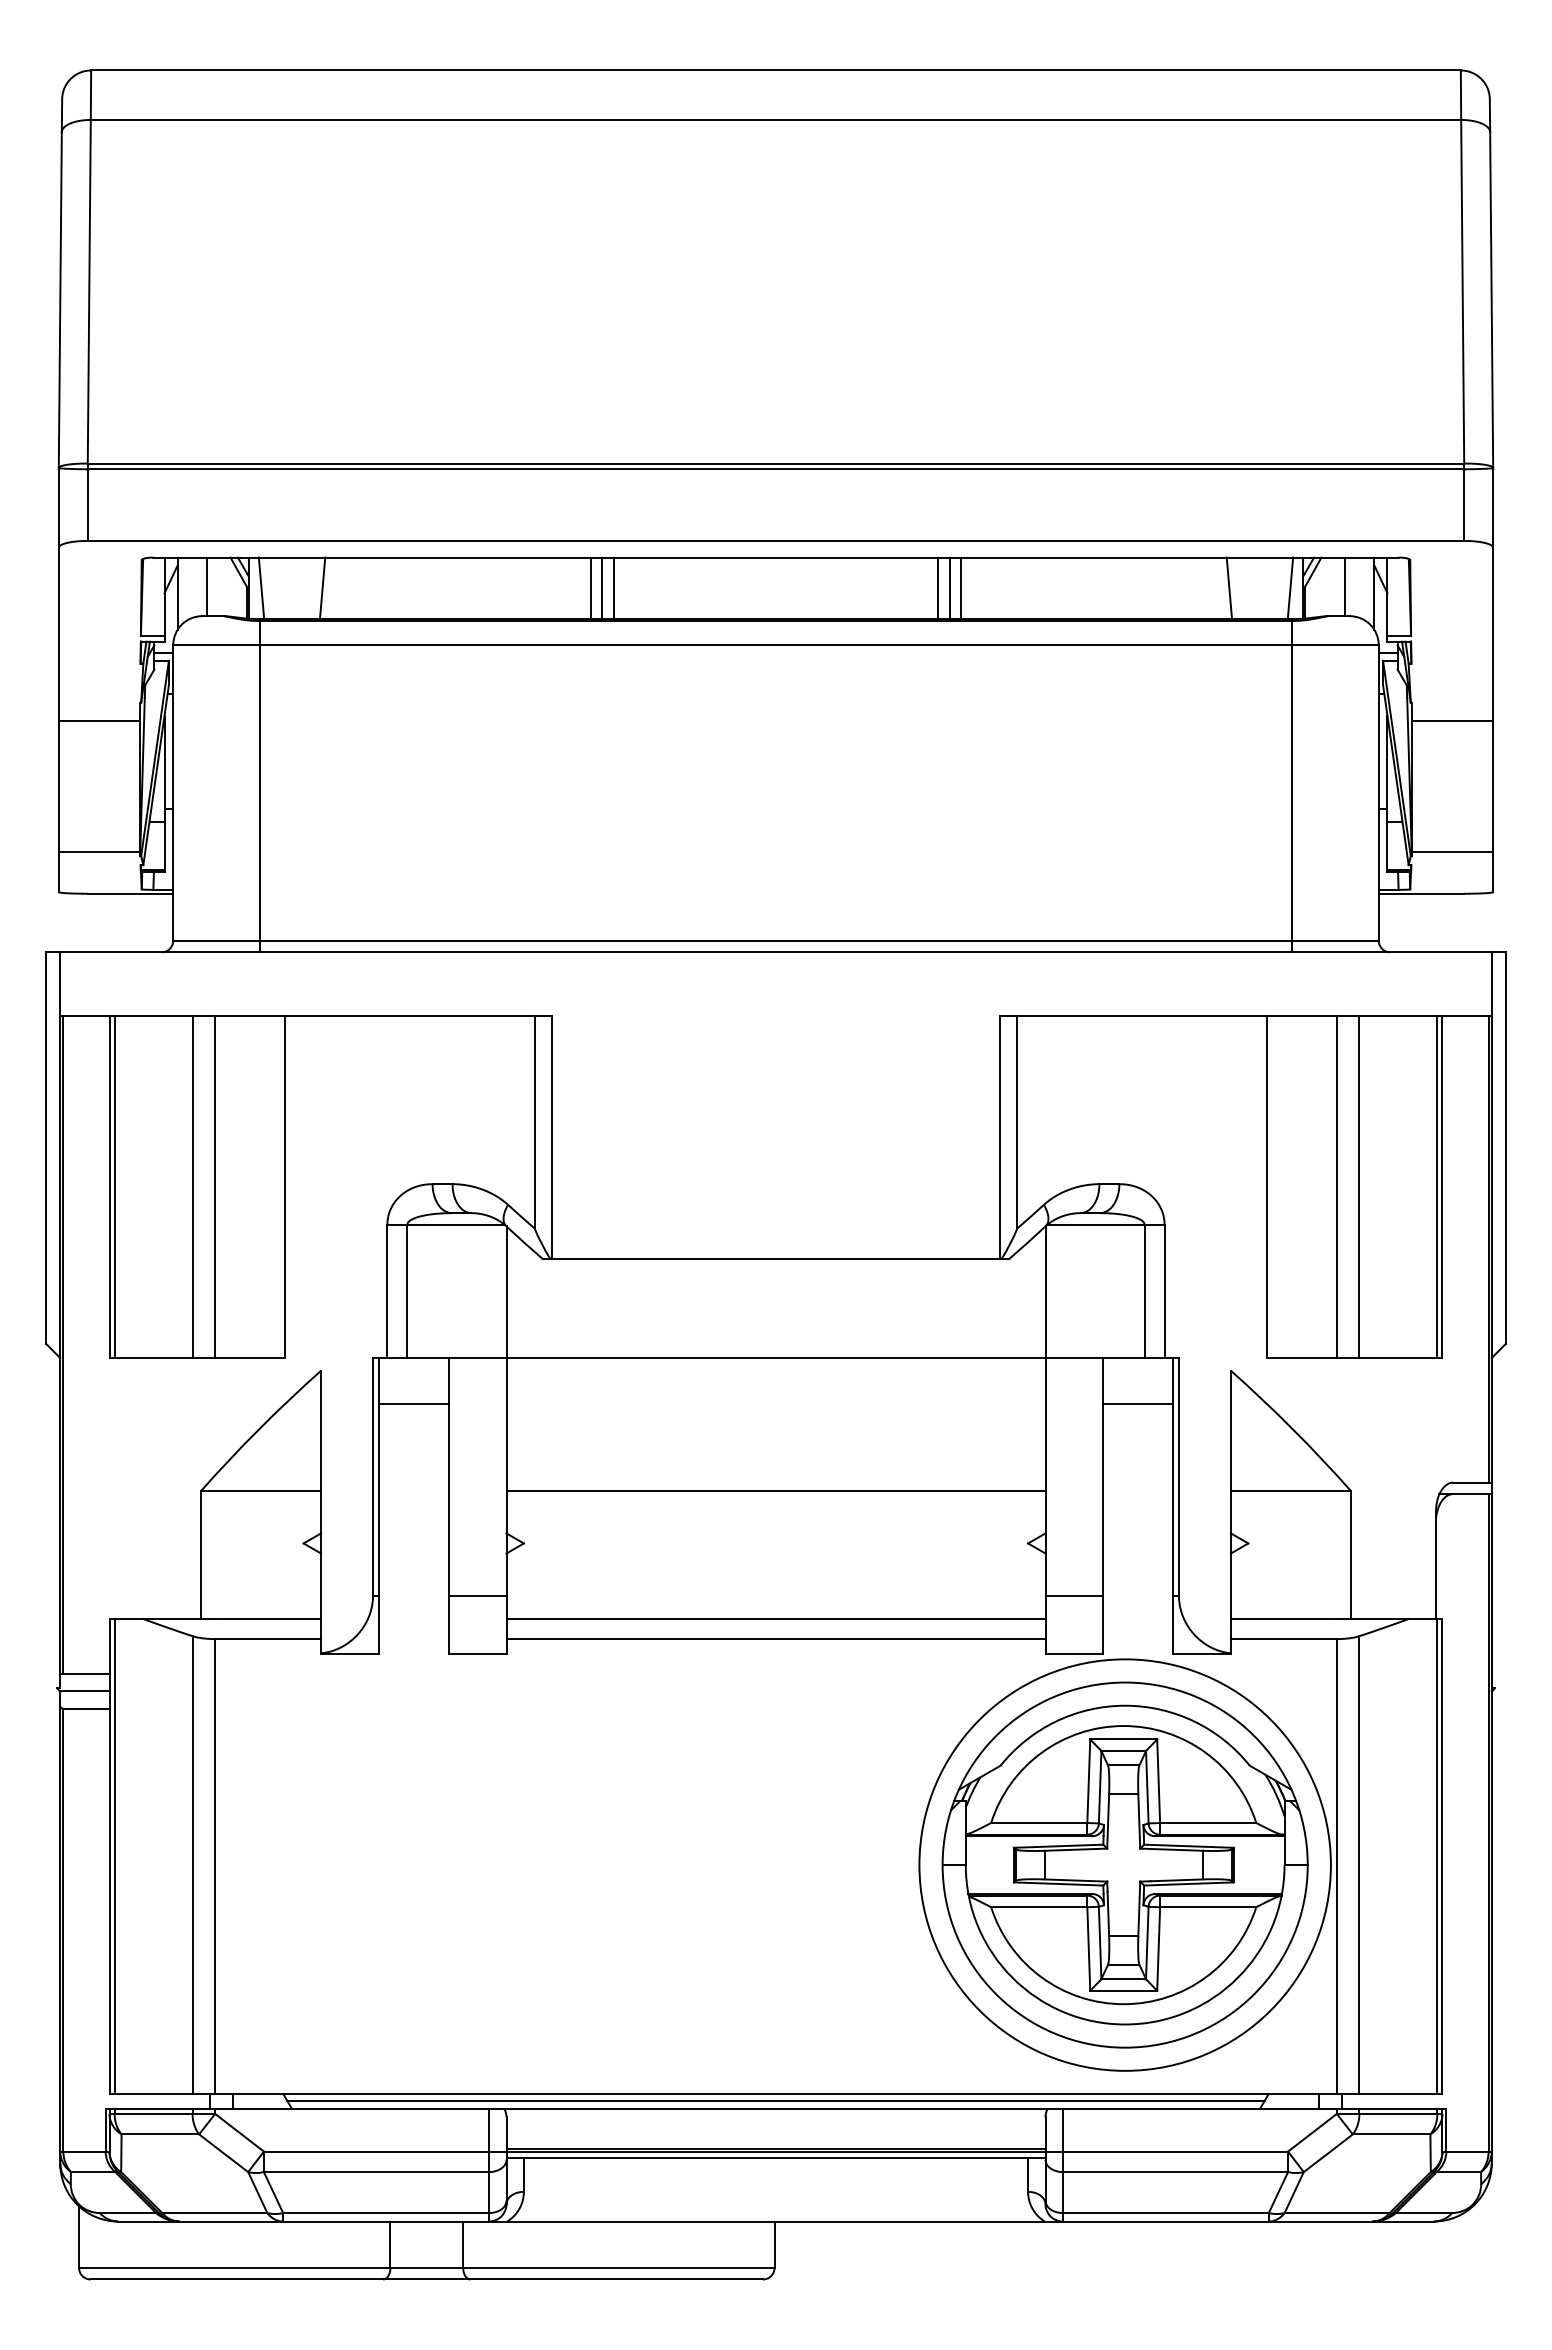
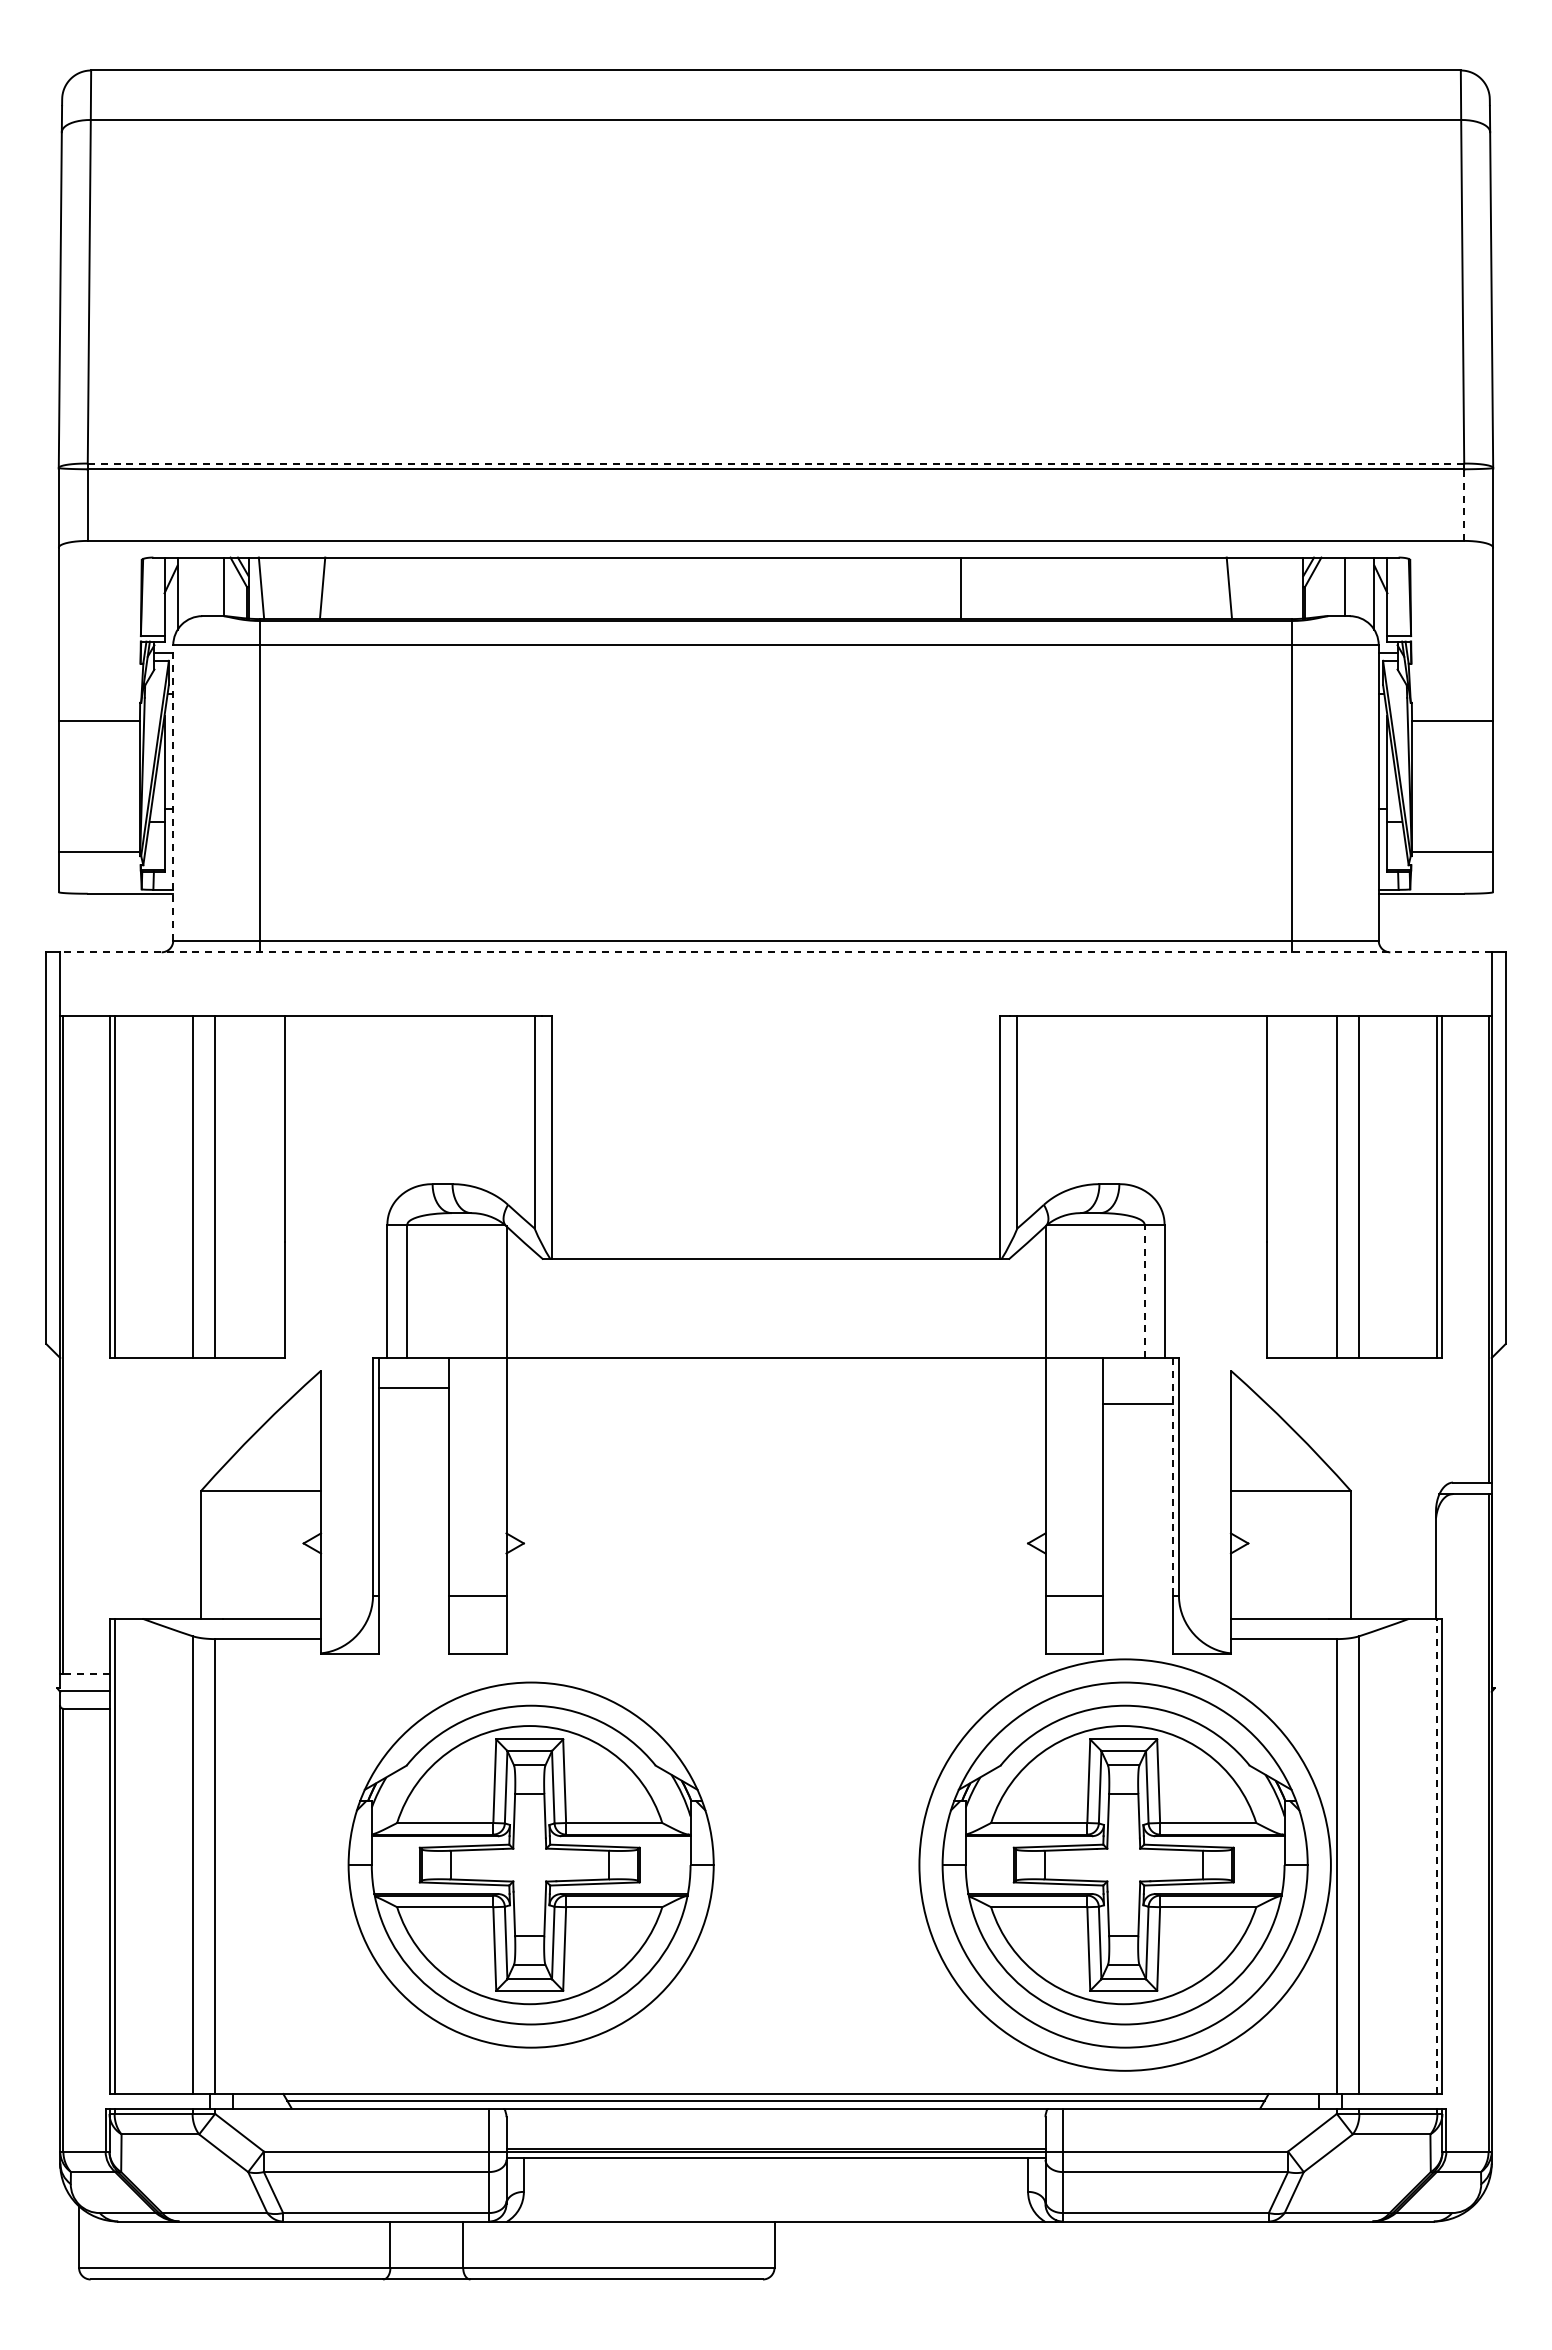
line: solid -> dashed (775, 463)
line: solid -> dashed (1464, 505)
line position: (206, 586) -> (223, 586) (223, 586)
line: present -> none (590, 588)
line: present -> none (602, 588)
line: present -> none (613, 588)
line: present -> none (938, 588)
line: present -> none (949, 588)
line: present -> none (1290, 588)
line: solid -> dashed (173, 792)
line: solid -> dashed (776, 952)
line: solid -> dashed (1144, 1291)
line position: (413, 1404) -> (413, 1388) (413, 1388)
line: solid -> dashed (1172, 1476)
line: present -> none (775, 1491)
line: present -> none (775, 1618)
line: present -> none (775, 1639)
line: solid -> dashed (86, 1673)
line: solid -> dashed (1437, 1856)
part: none -> present (530, 1864)
